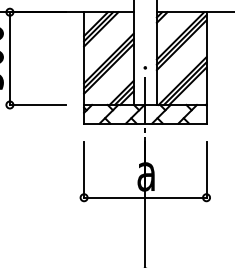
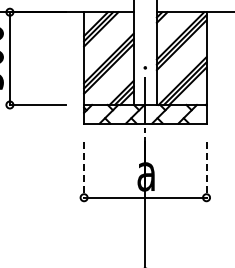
line: solid -> dashed (84, 169)
line: solid -> dashed (206, 169)
